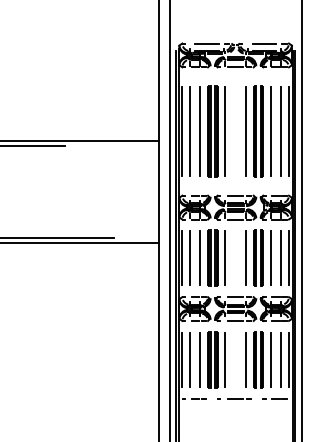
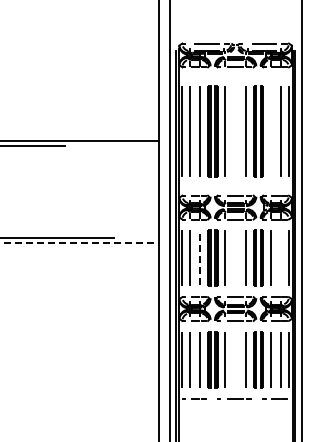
line: present -> none (270, 131)
line: solid -> dashed (80, 242)
line: solid -> dashed (200, 257)
line: present -> none (281, 258)
